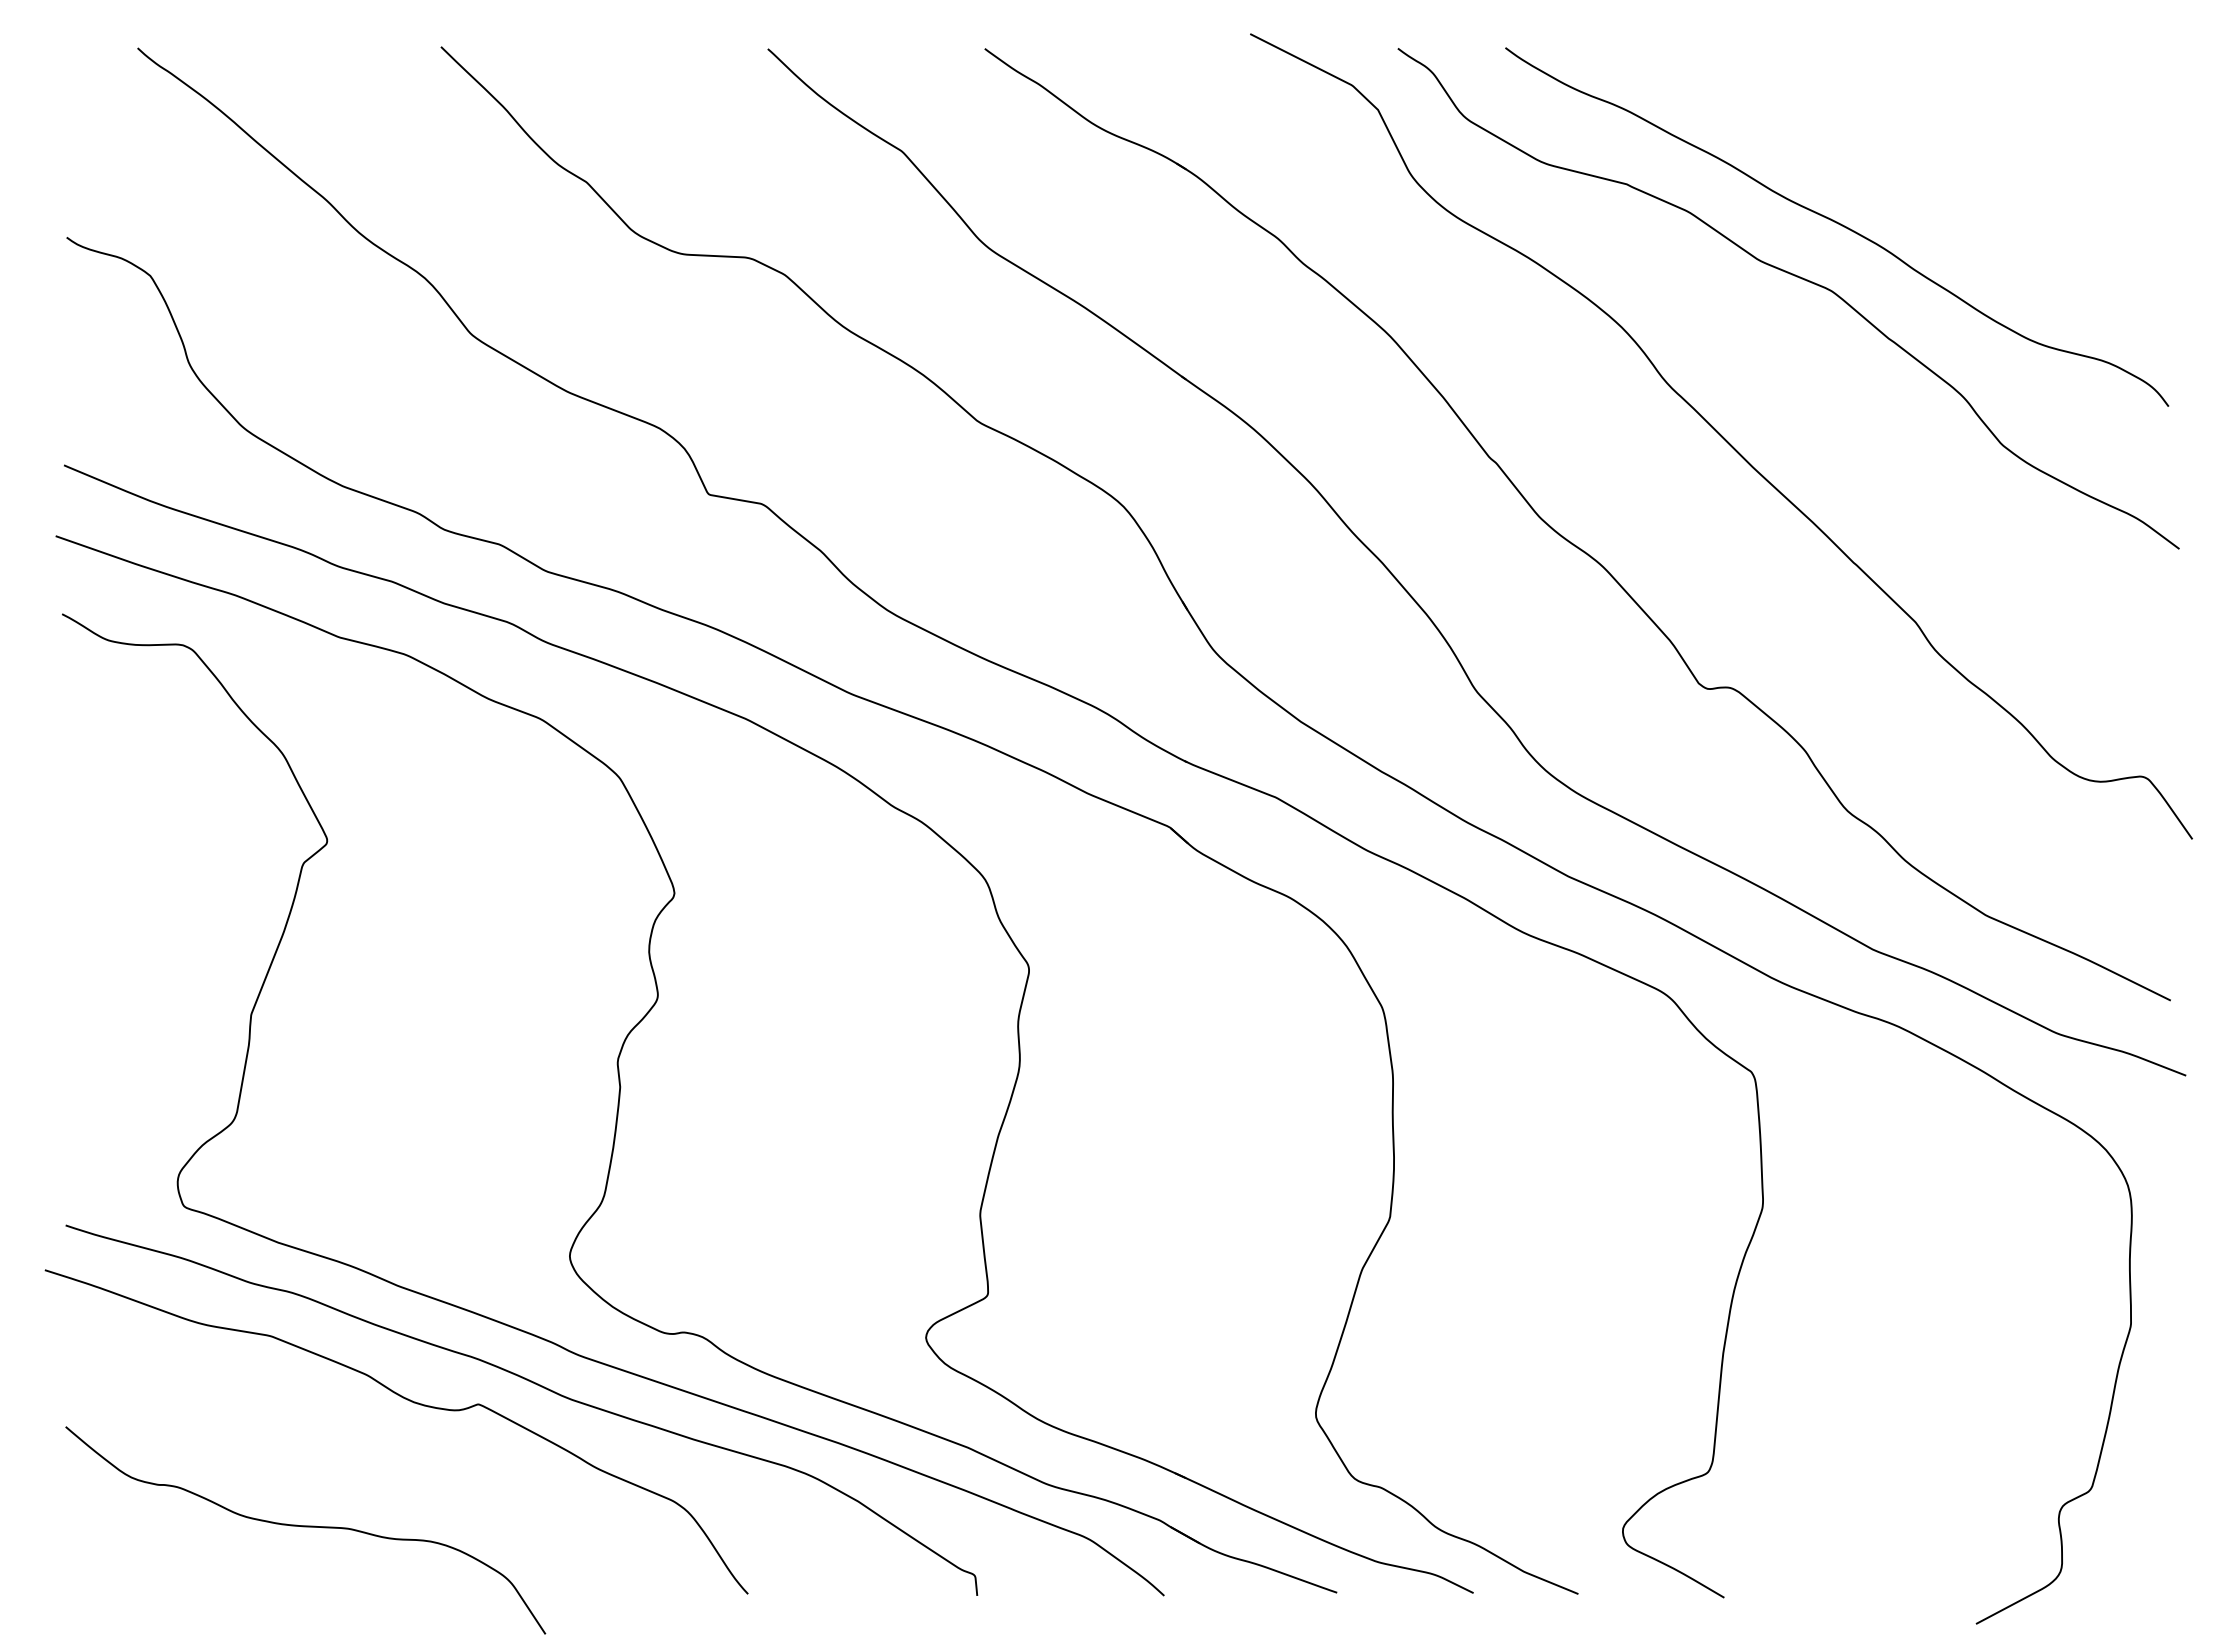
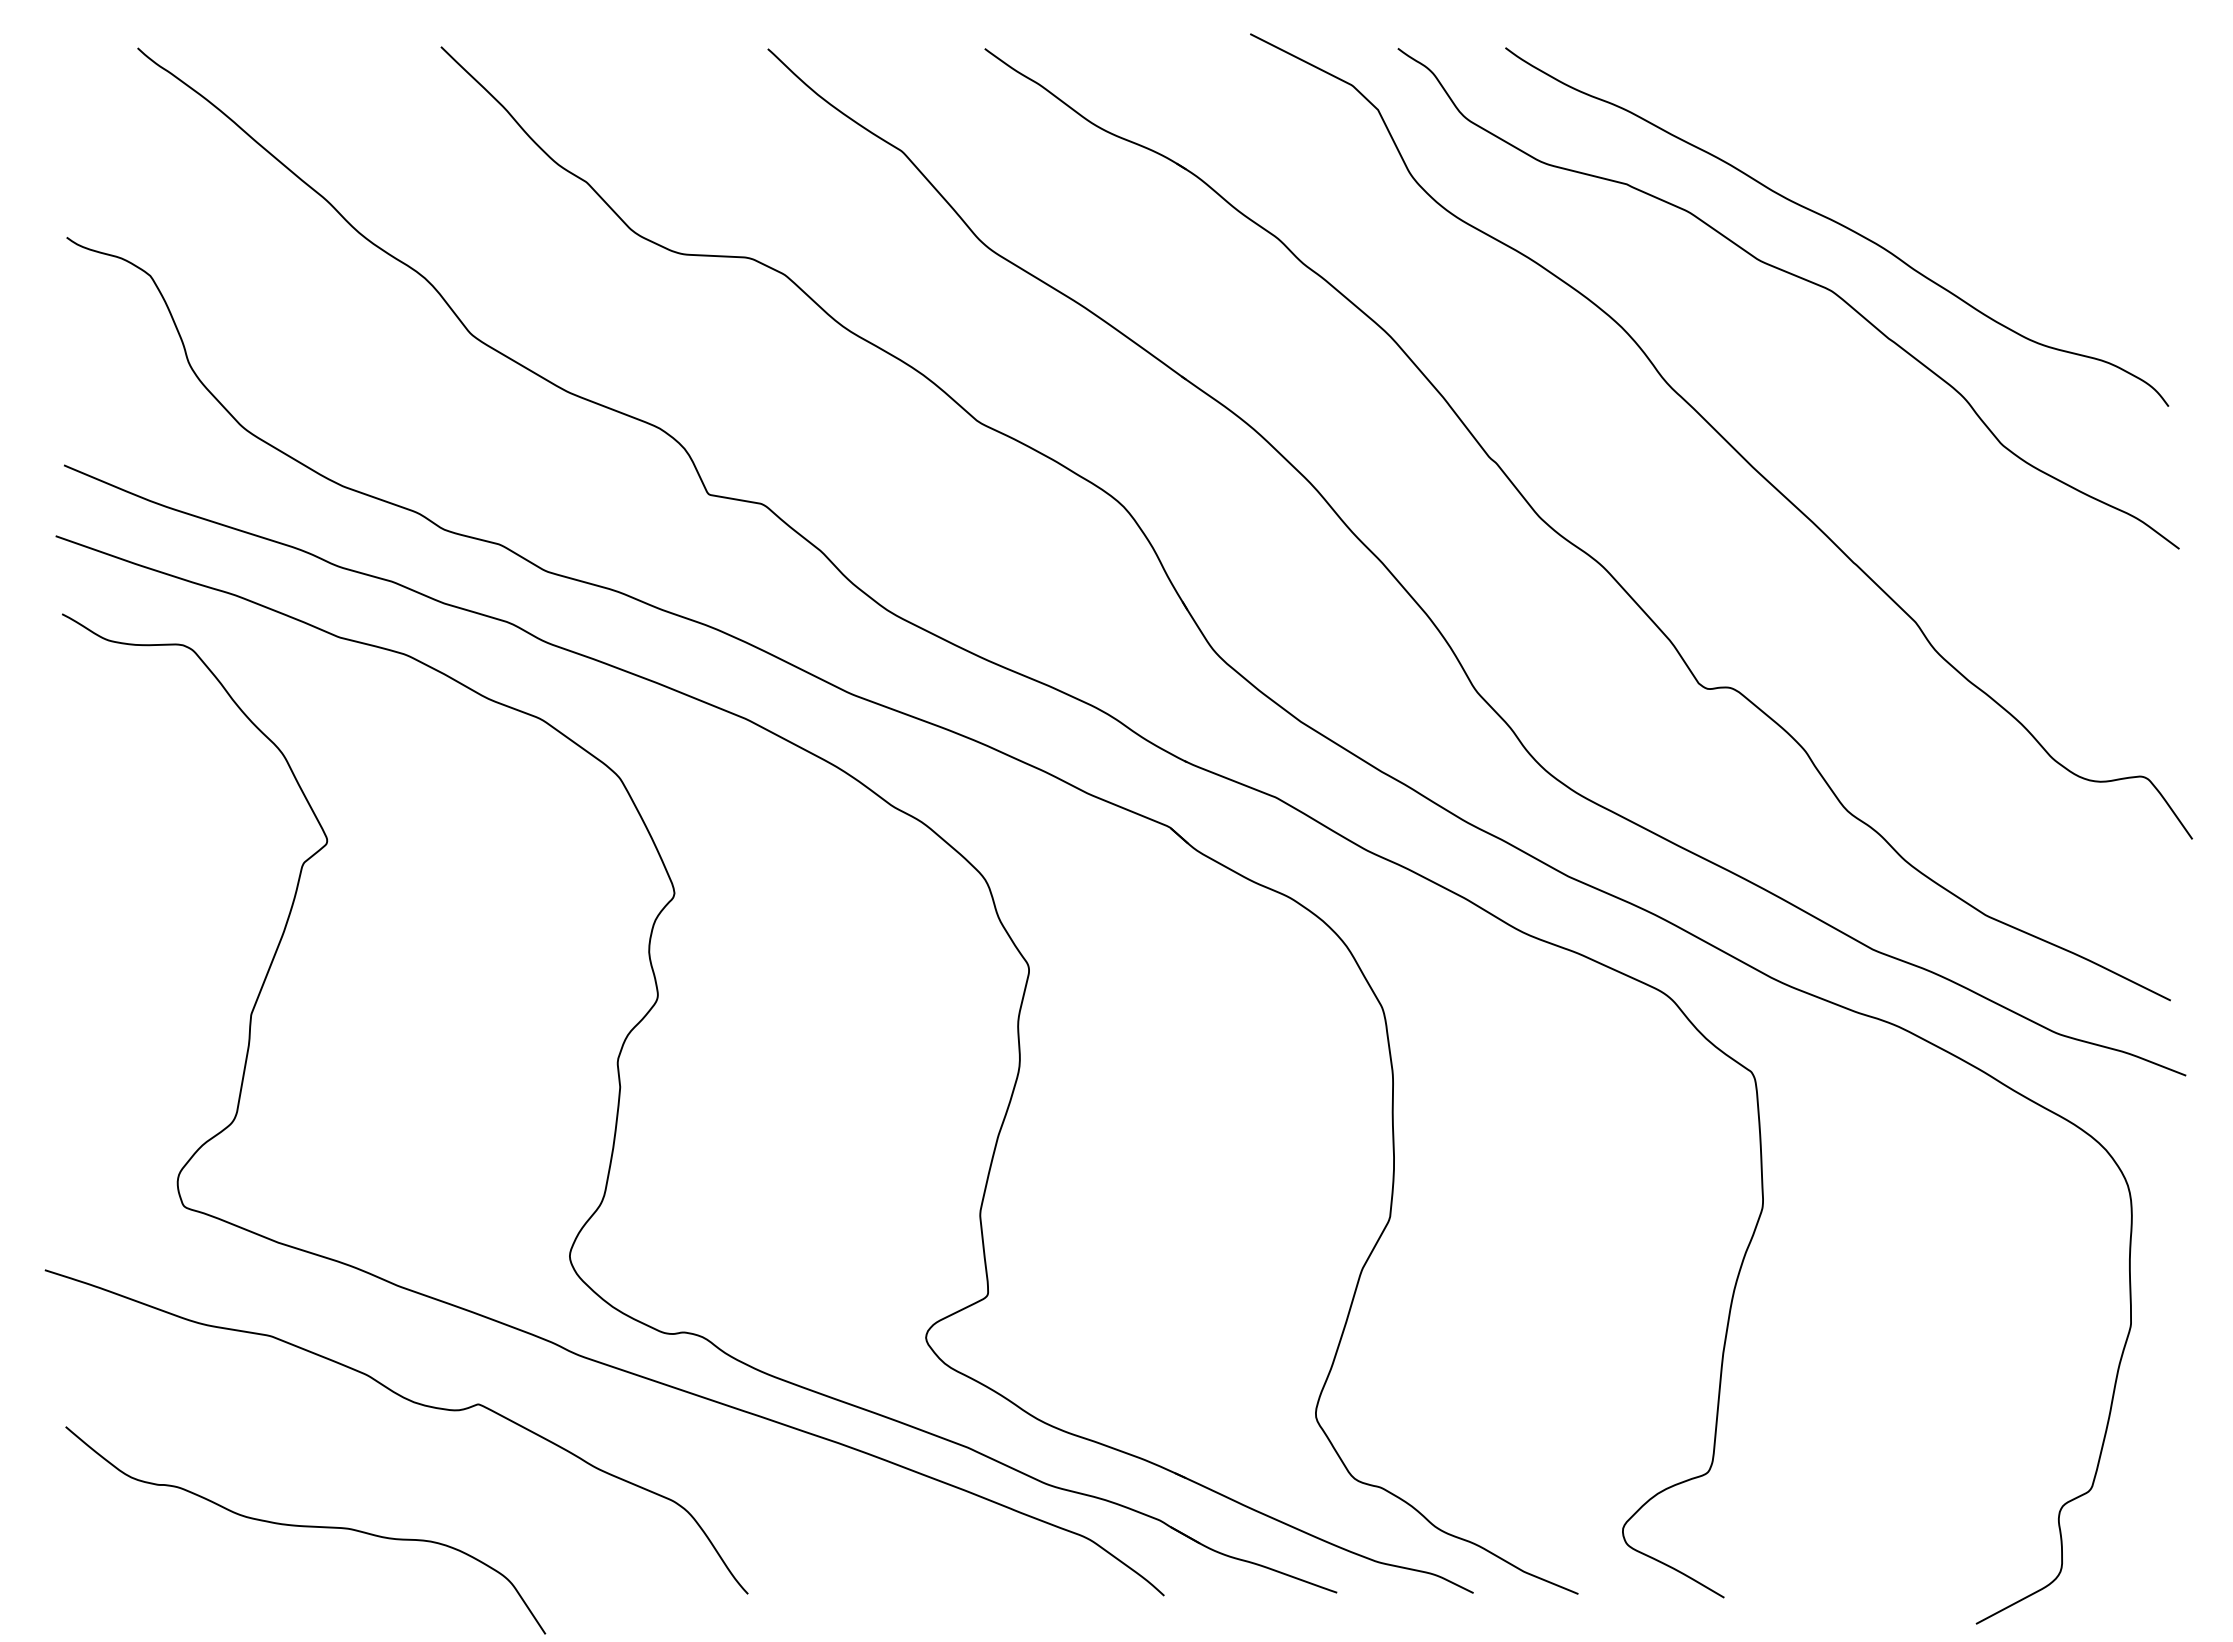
curve: present -> none (532, 1383)
